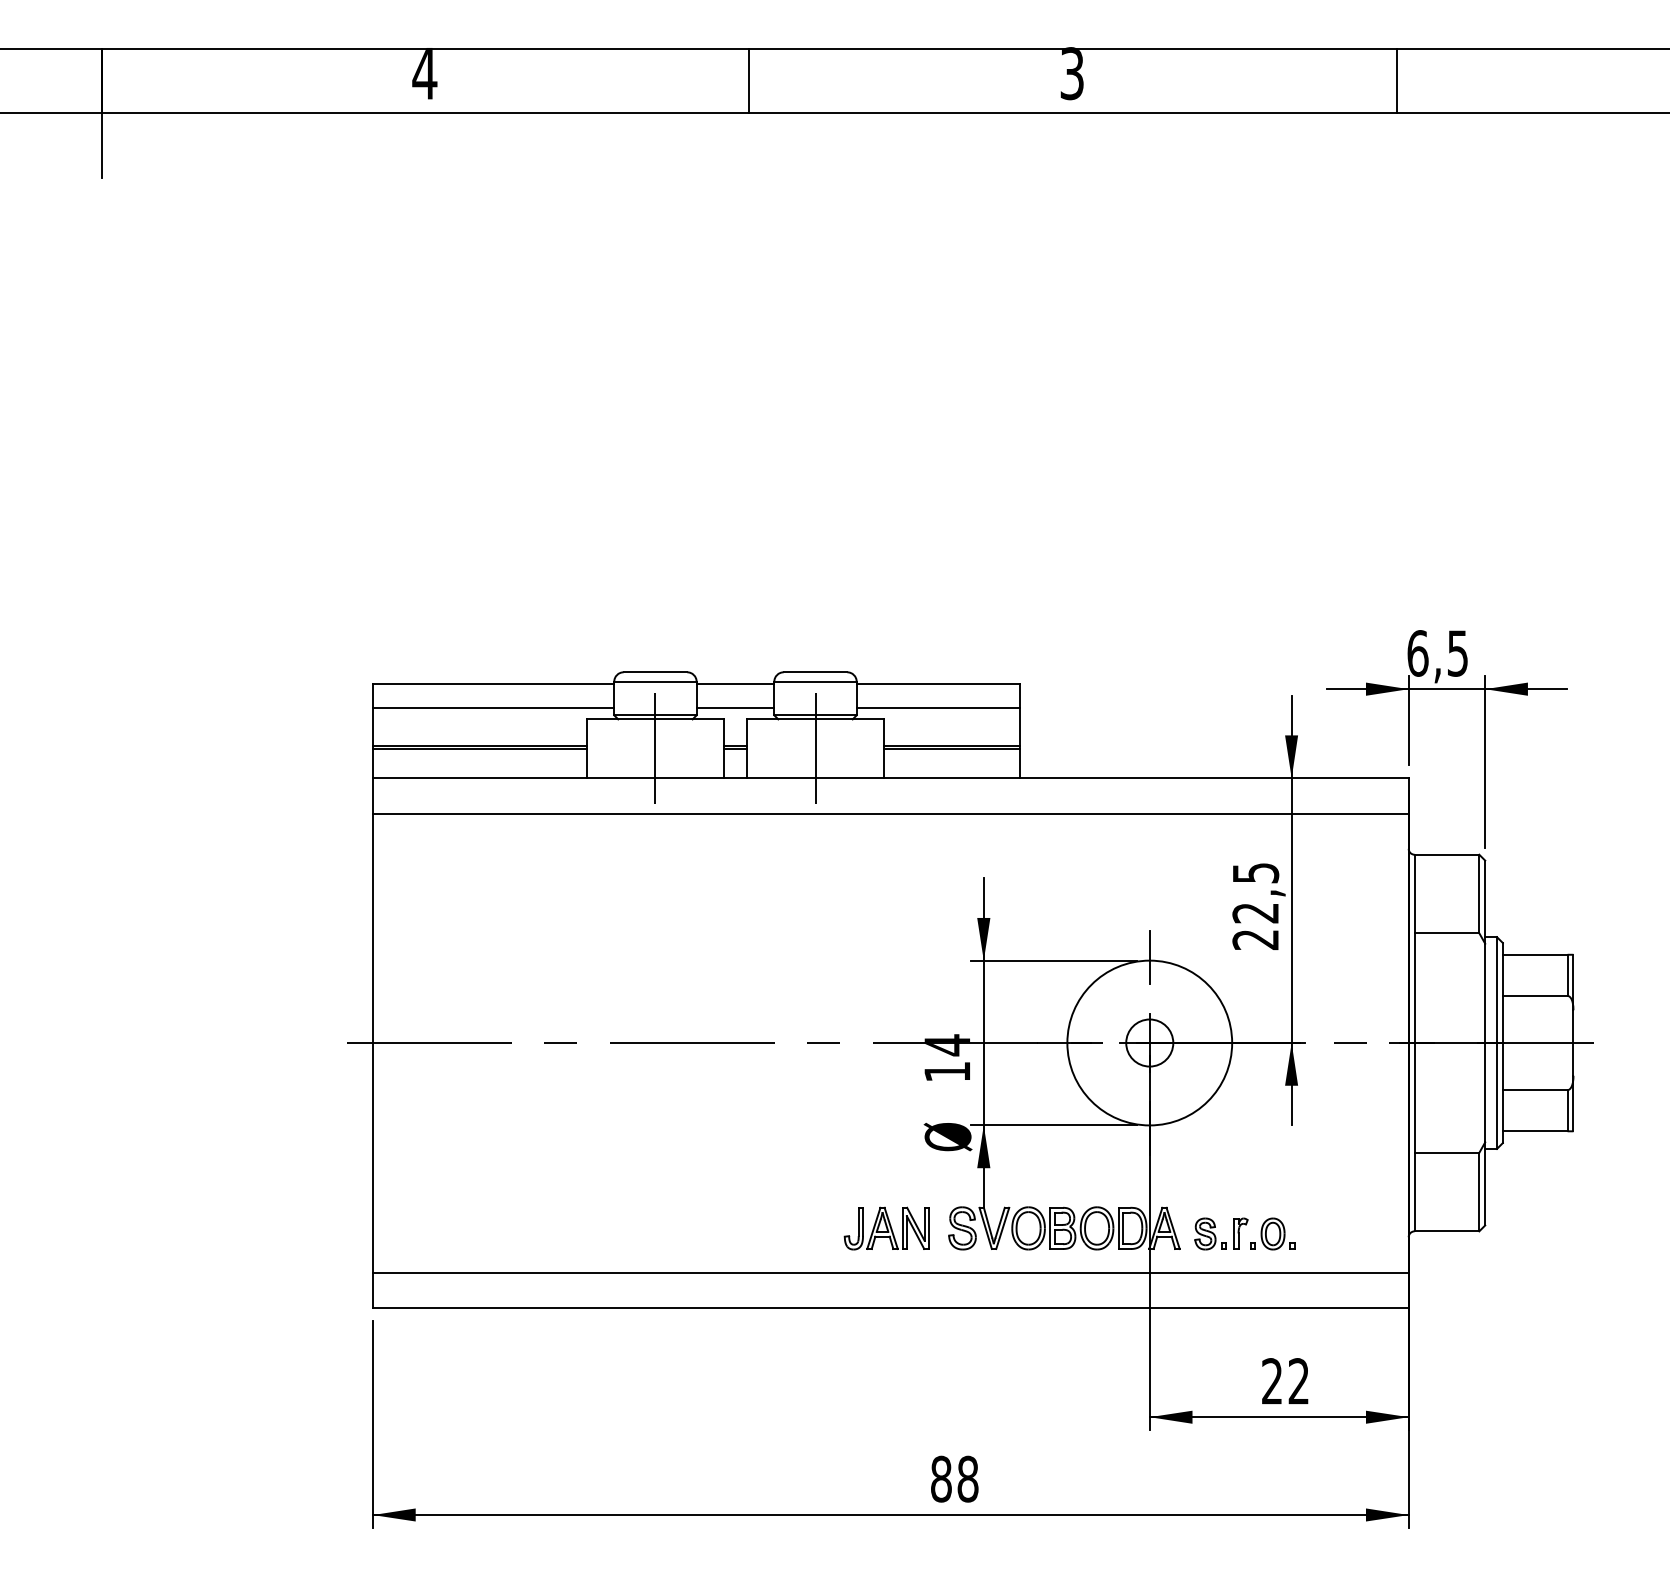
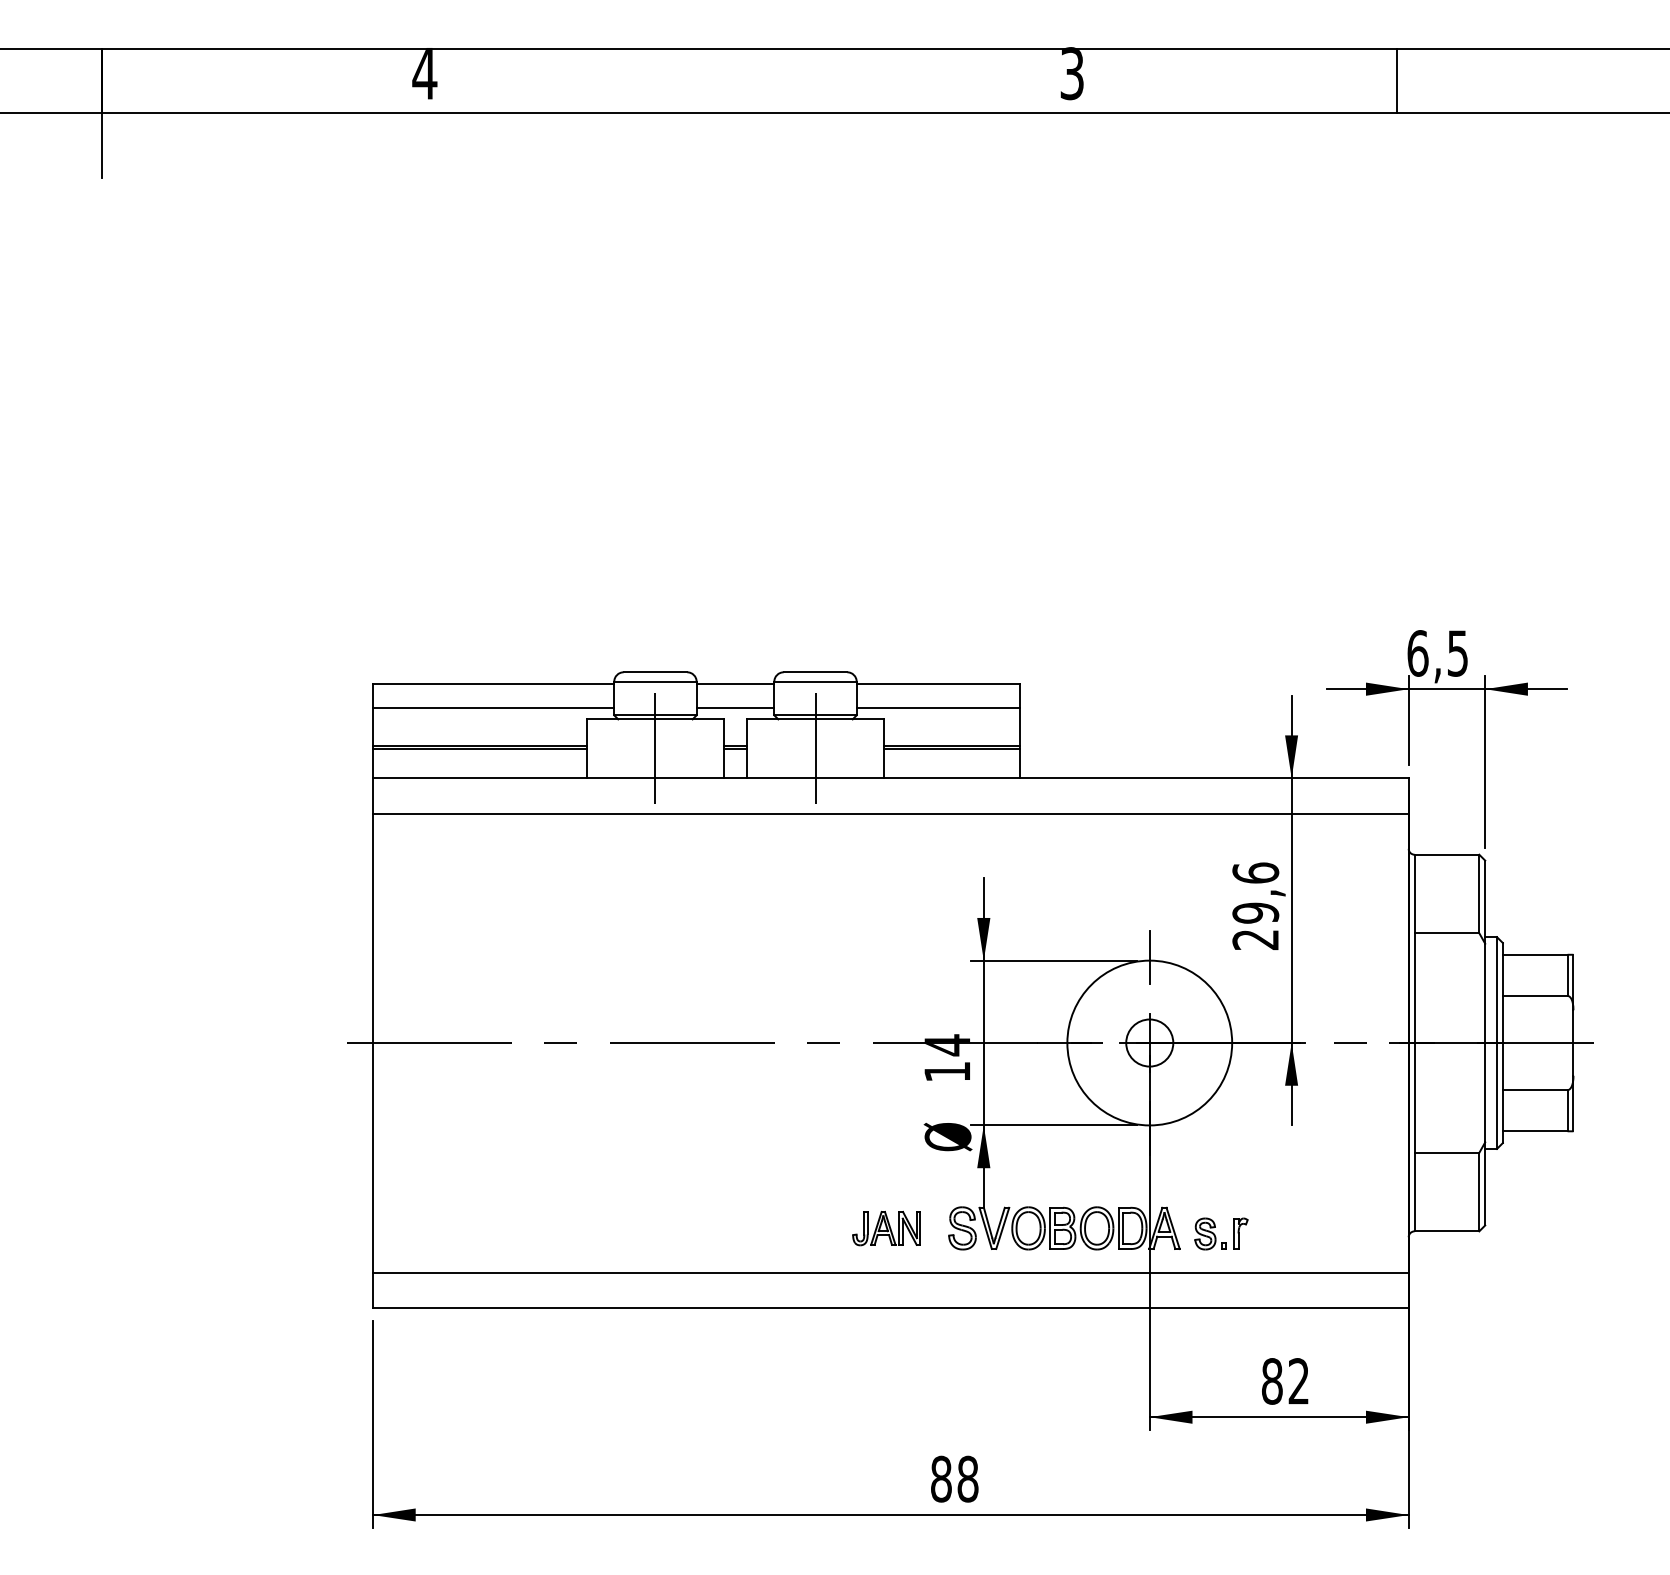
line: present -> none (749, 80)
text: 22,5 -> 29,6 (1255, 892)
part size: 87x45 px -> 69x37 px (886, 1228)
part: present -> none (1272, 1233)
text: 22 -> 82 (1272, 1381)
